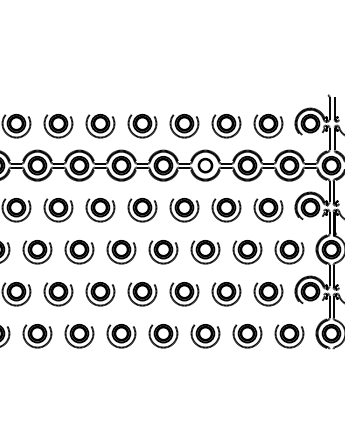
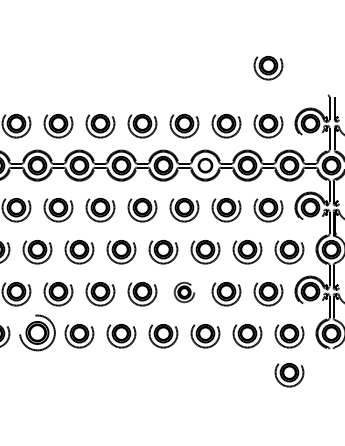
part: none -> present (268, 68)
part size: 31x25 px -> 23x23 px (184, 292)
part size: 31x25 px -> 37x38 px (37, 332)
part: none -> present (289, 375)
